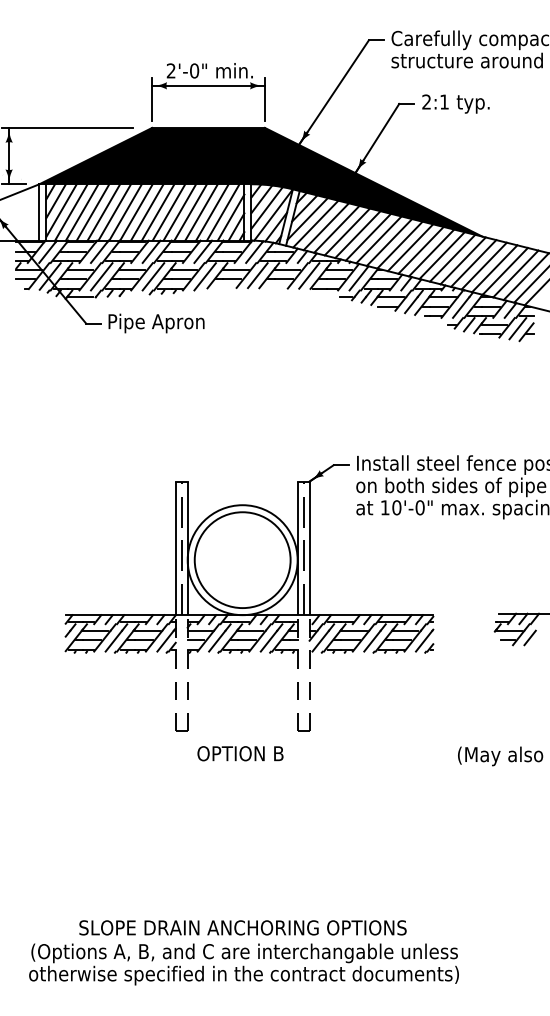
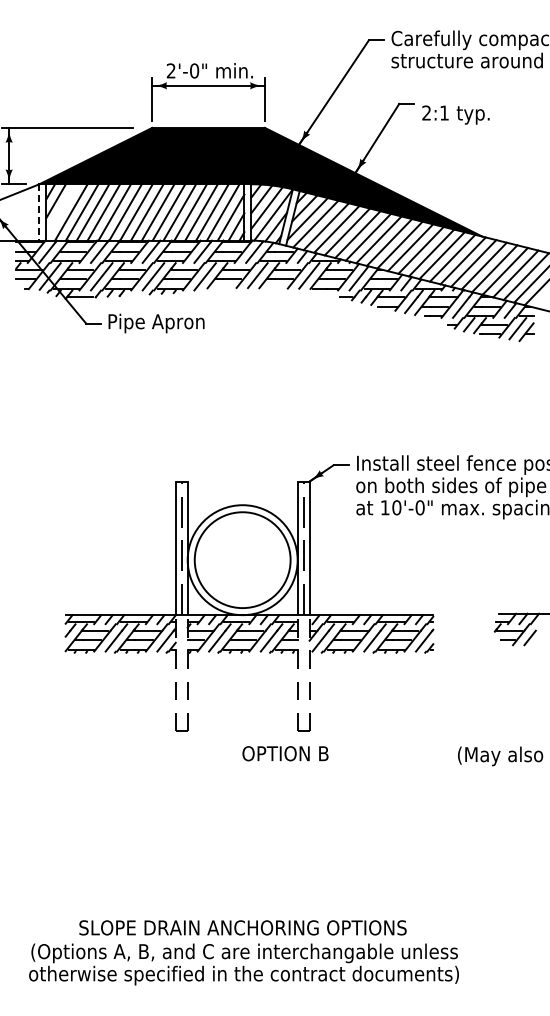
text position: (455, 103) -> (455, 114) (455, 114)
line: present -> none (61, 210)
line: solid -> dashed (39, 212)
text position: (240, 753) -> (285, 753) (285, 753)
